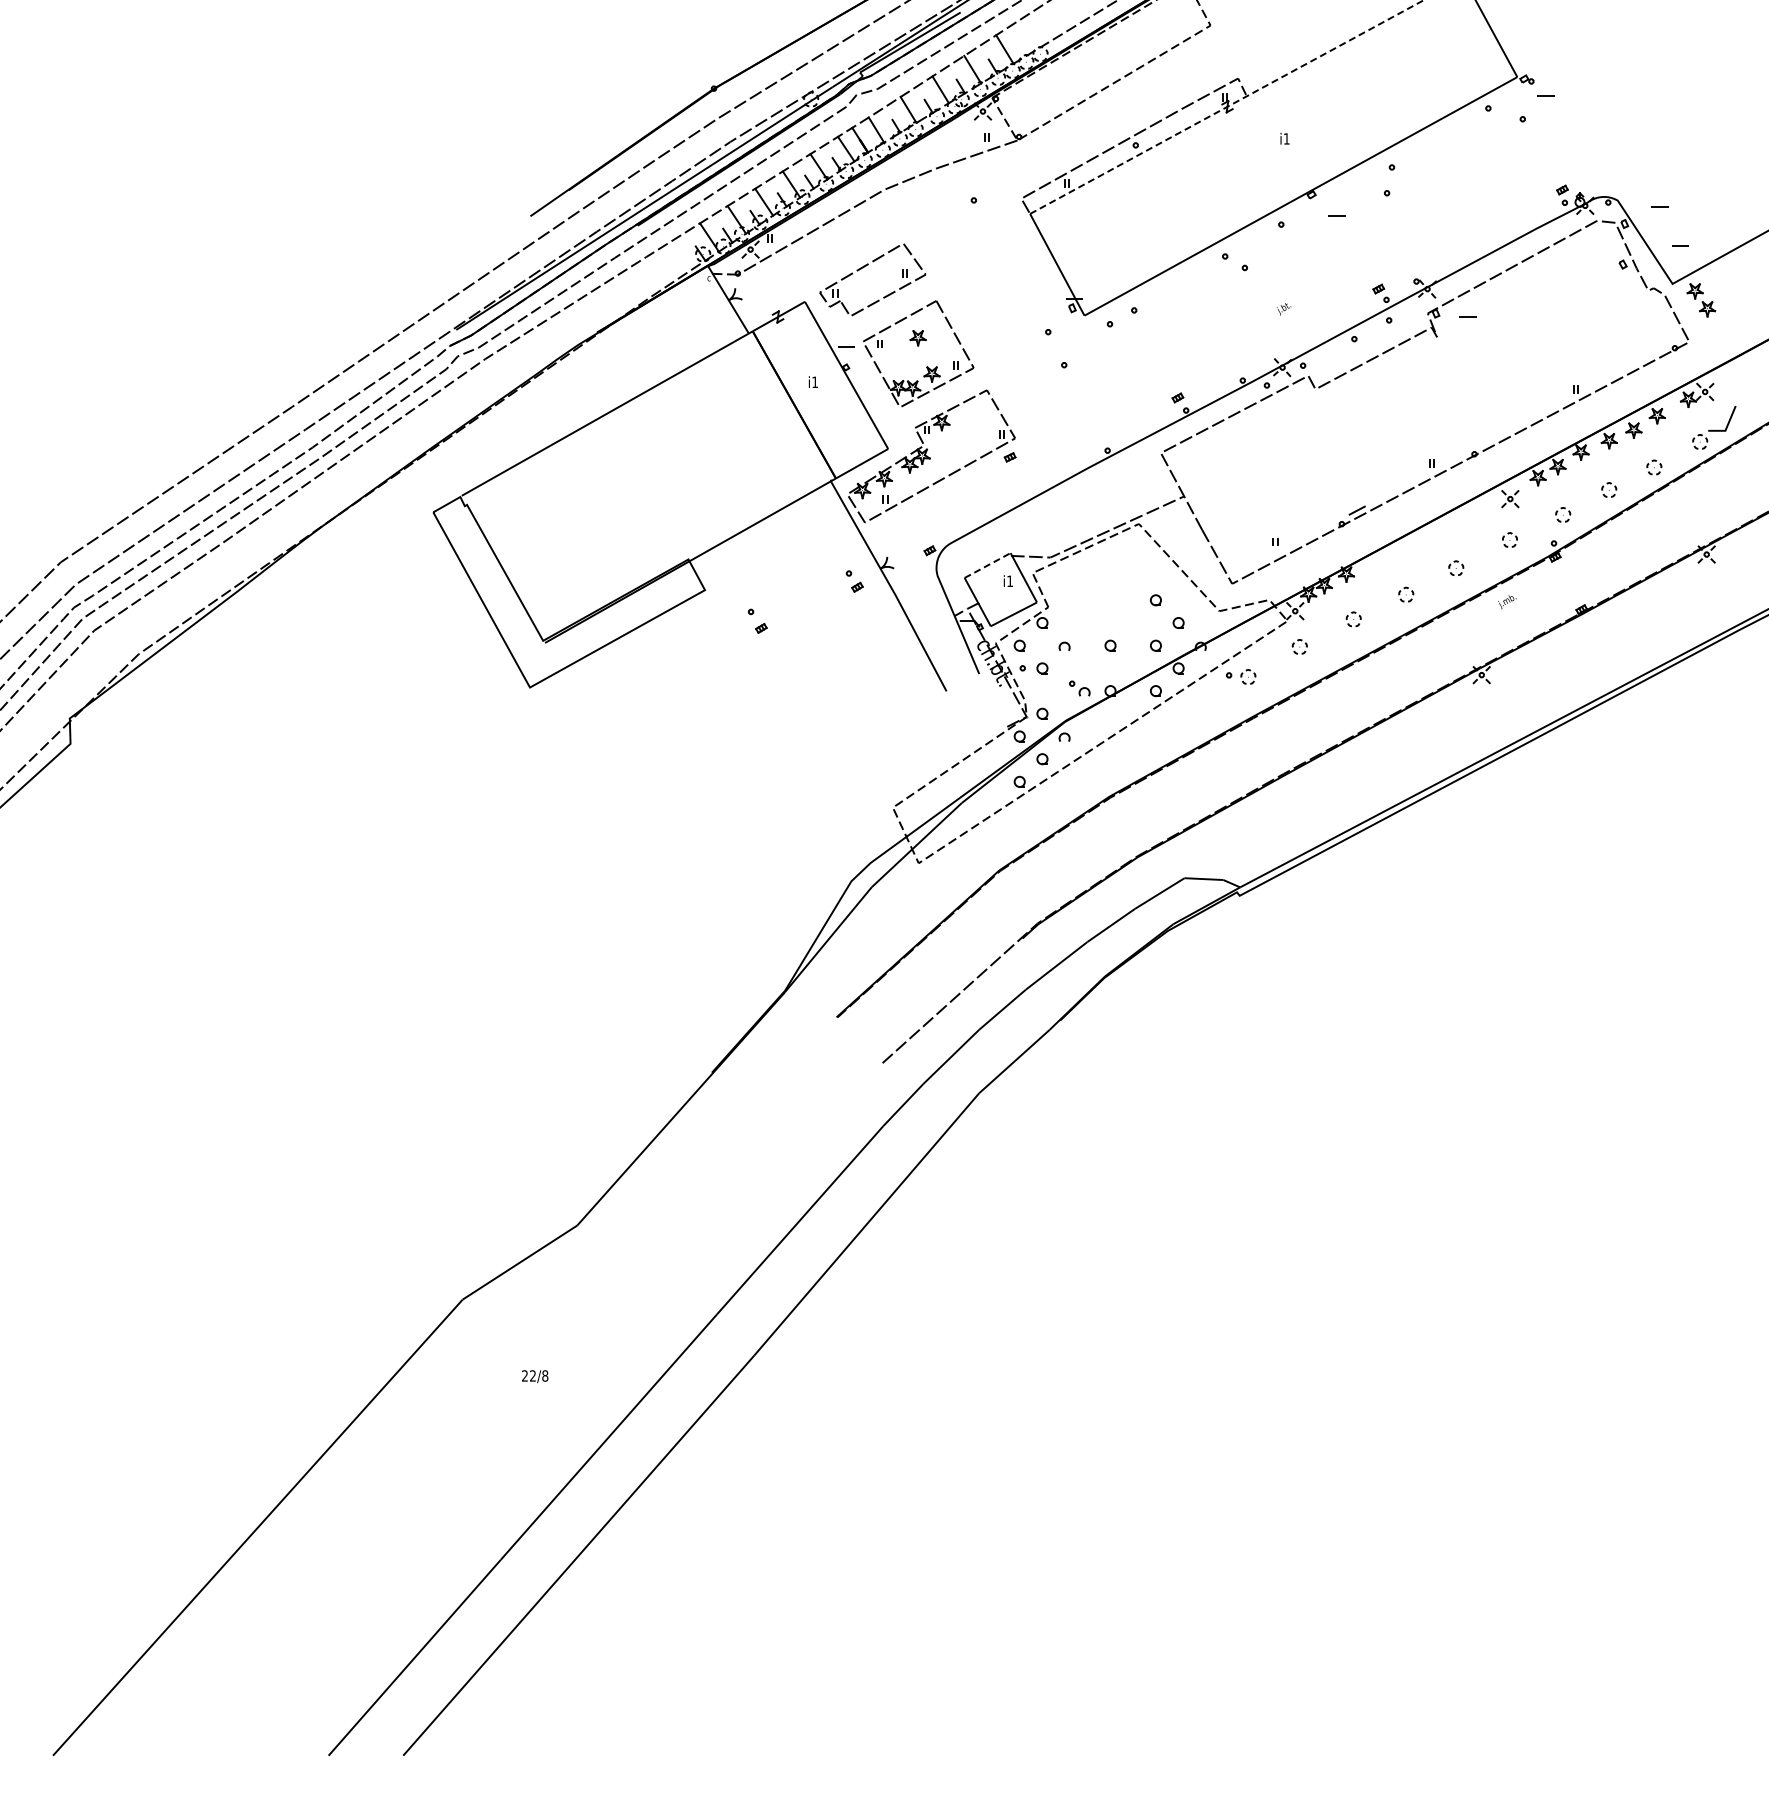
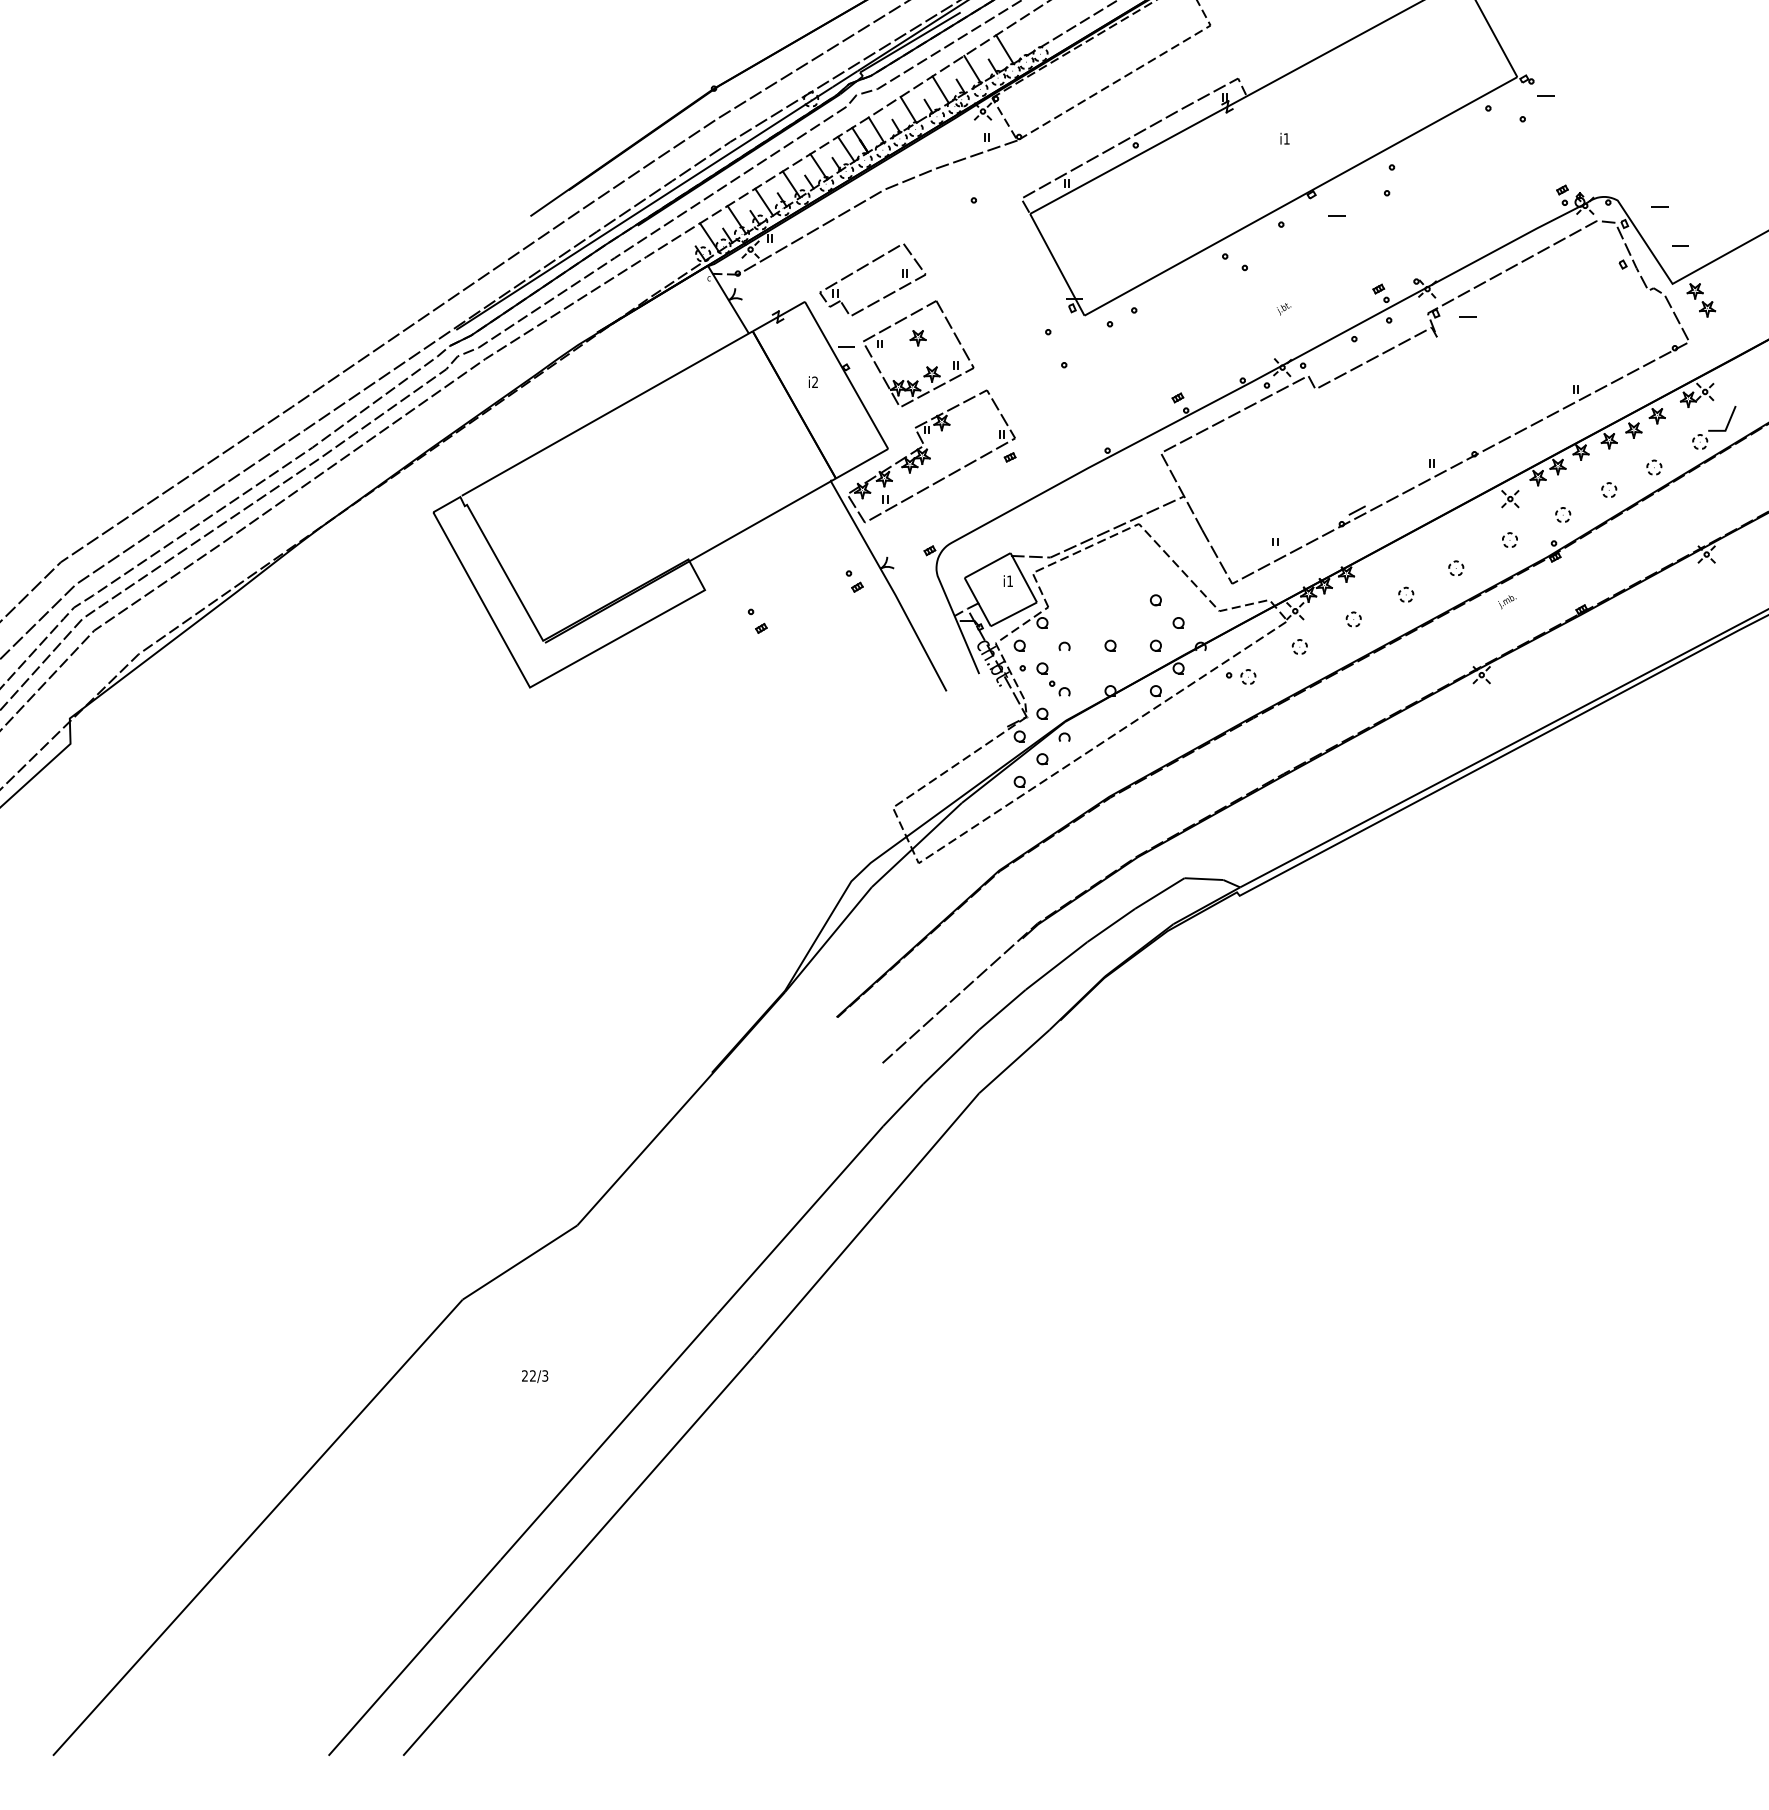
line: dashed -> solid (1226, 107)
text: i1 -> i2 (814, 381)
line: dashed -> solid (988, 565)
part position: (1079, 688) -> (1059, 688) (1059, 688)
text: 22/8 -> 22/3 (545, 1375)
